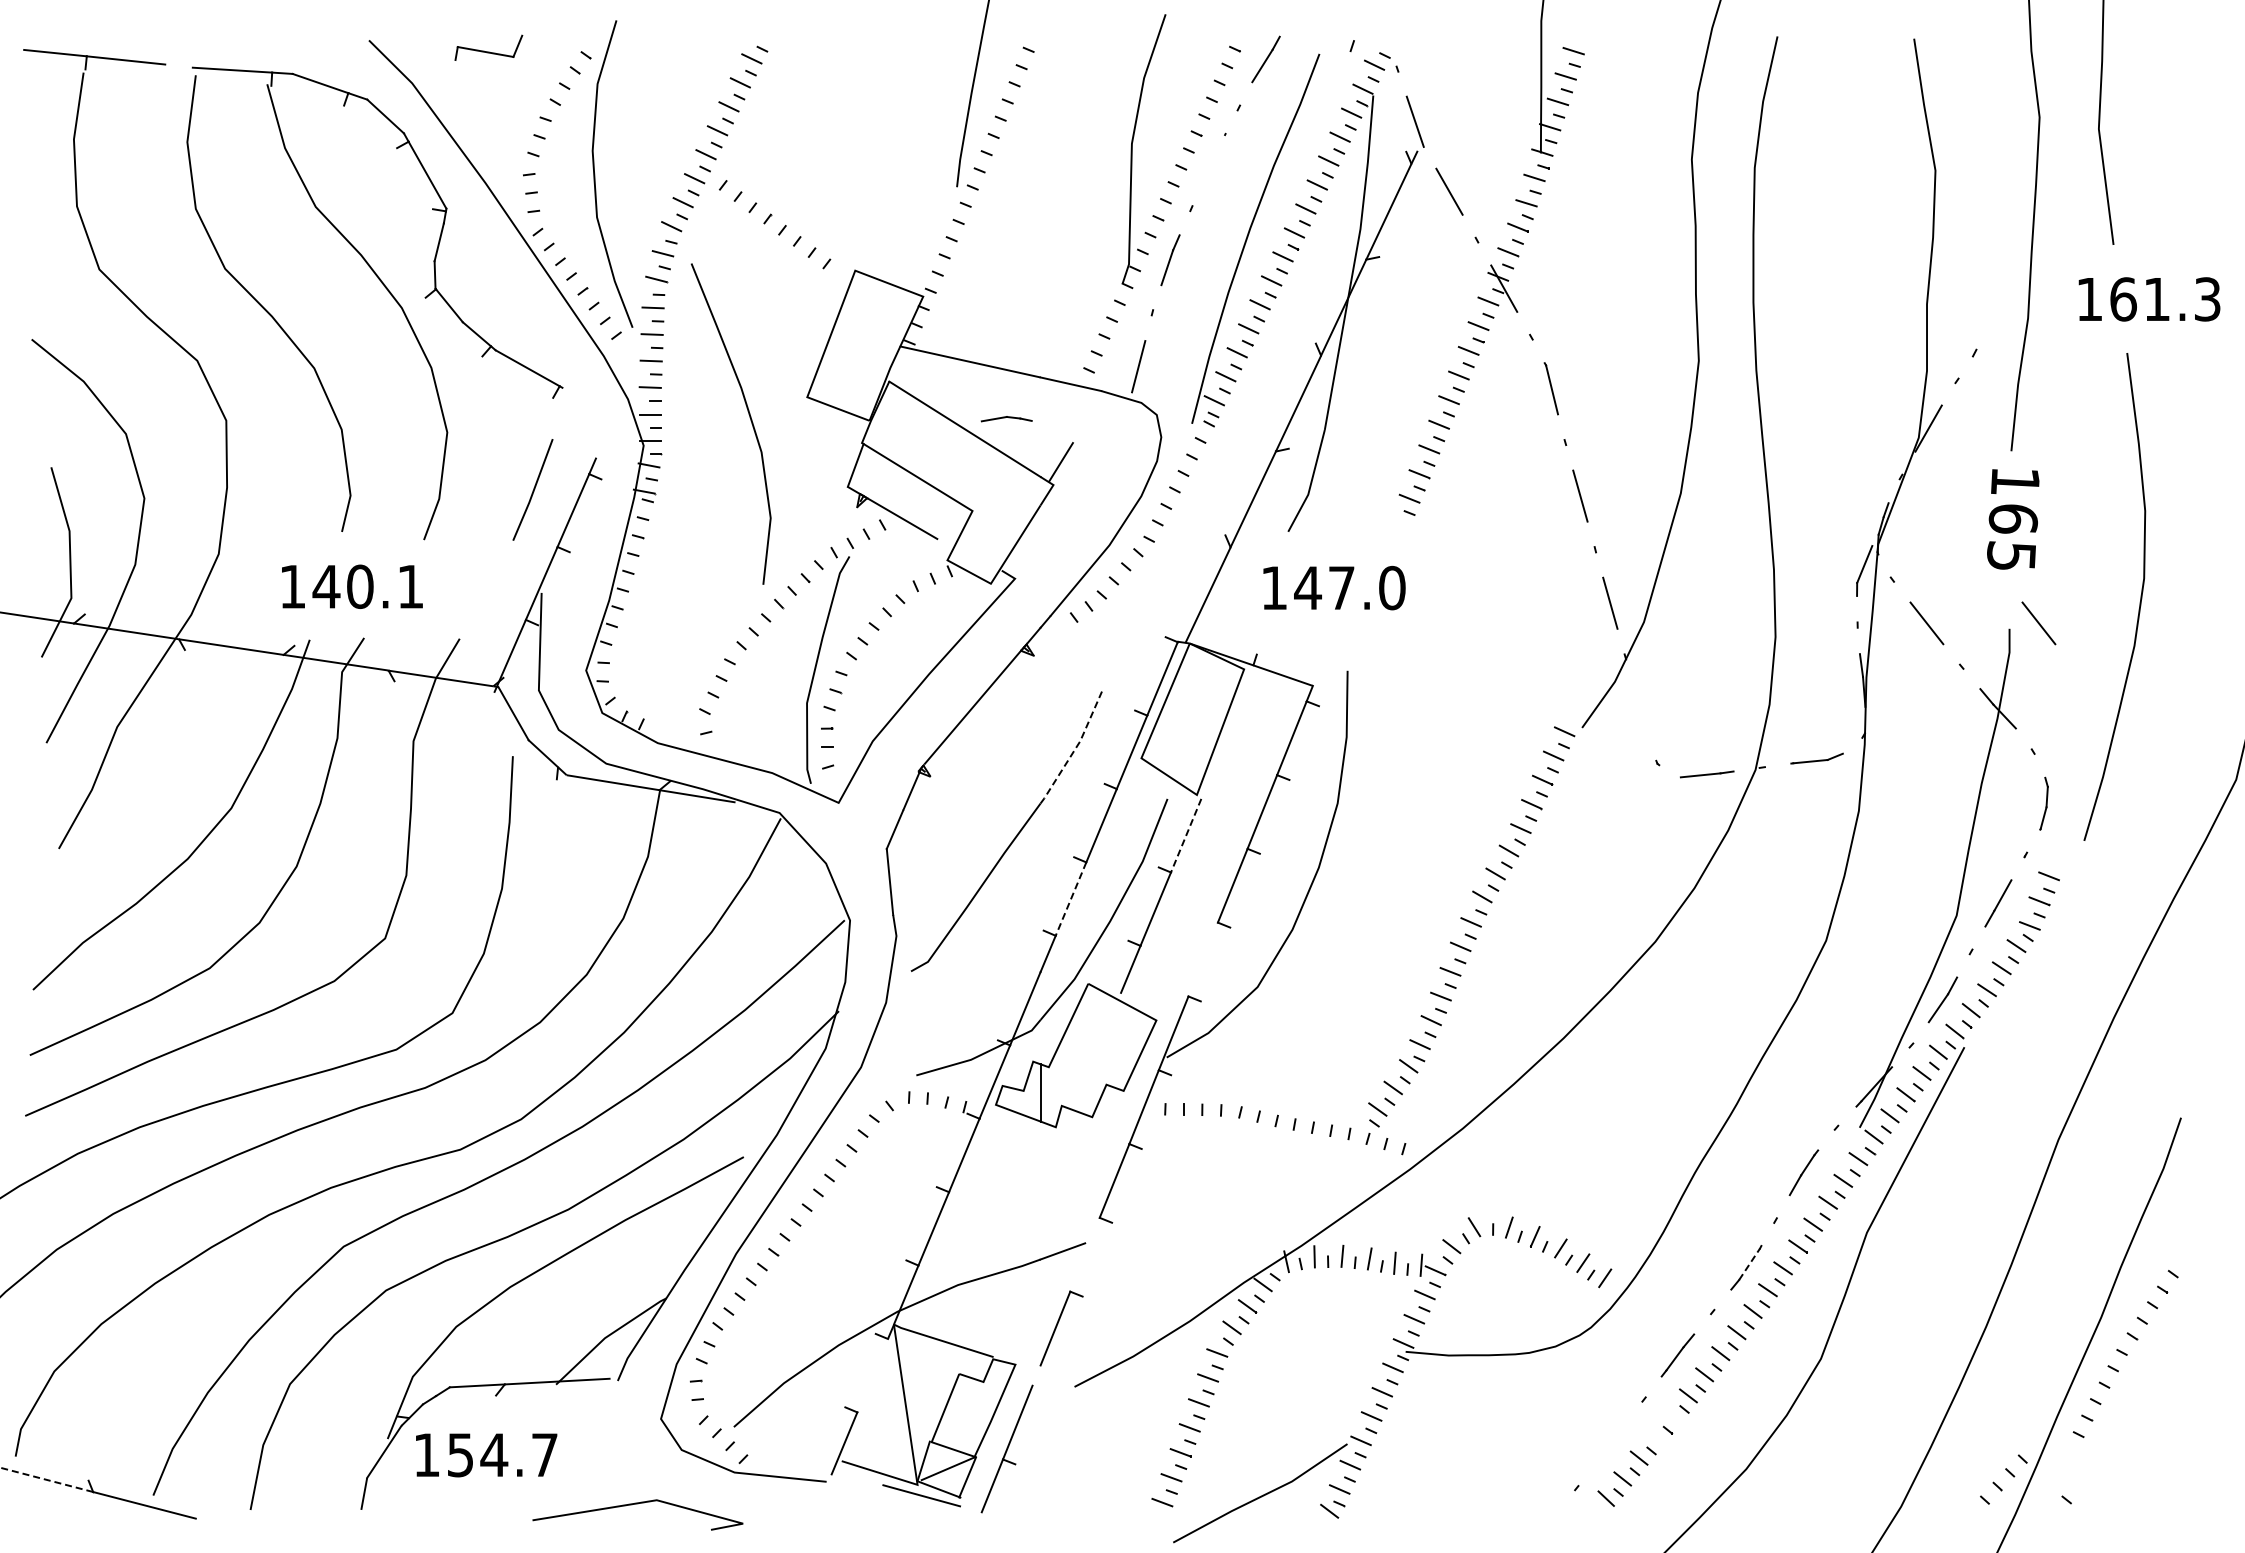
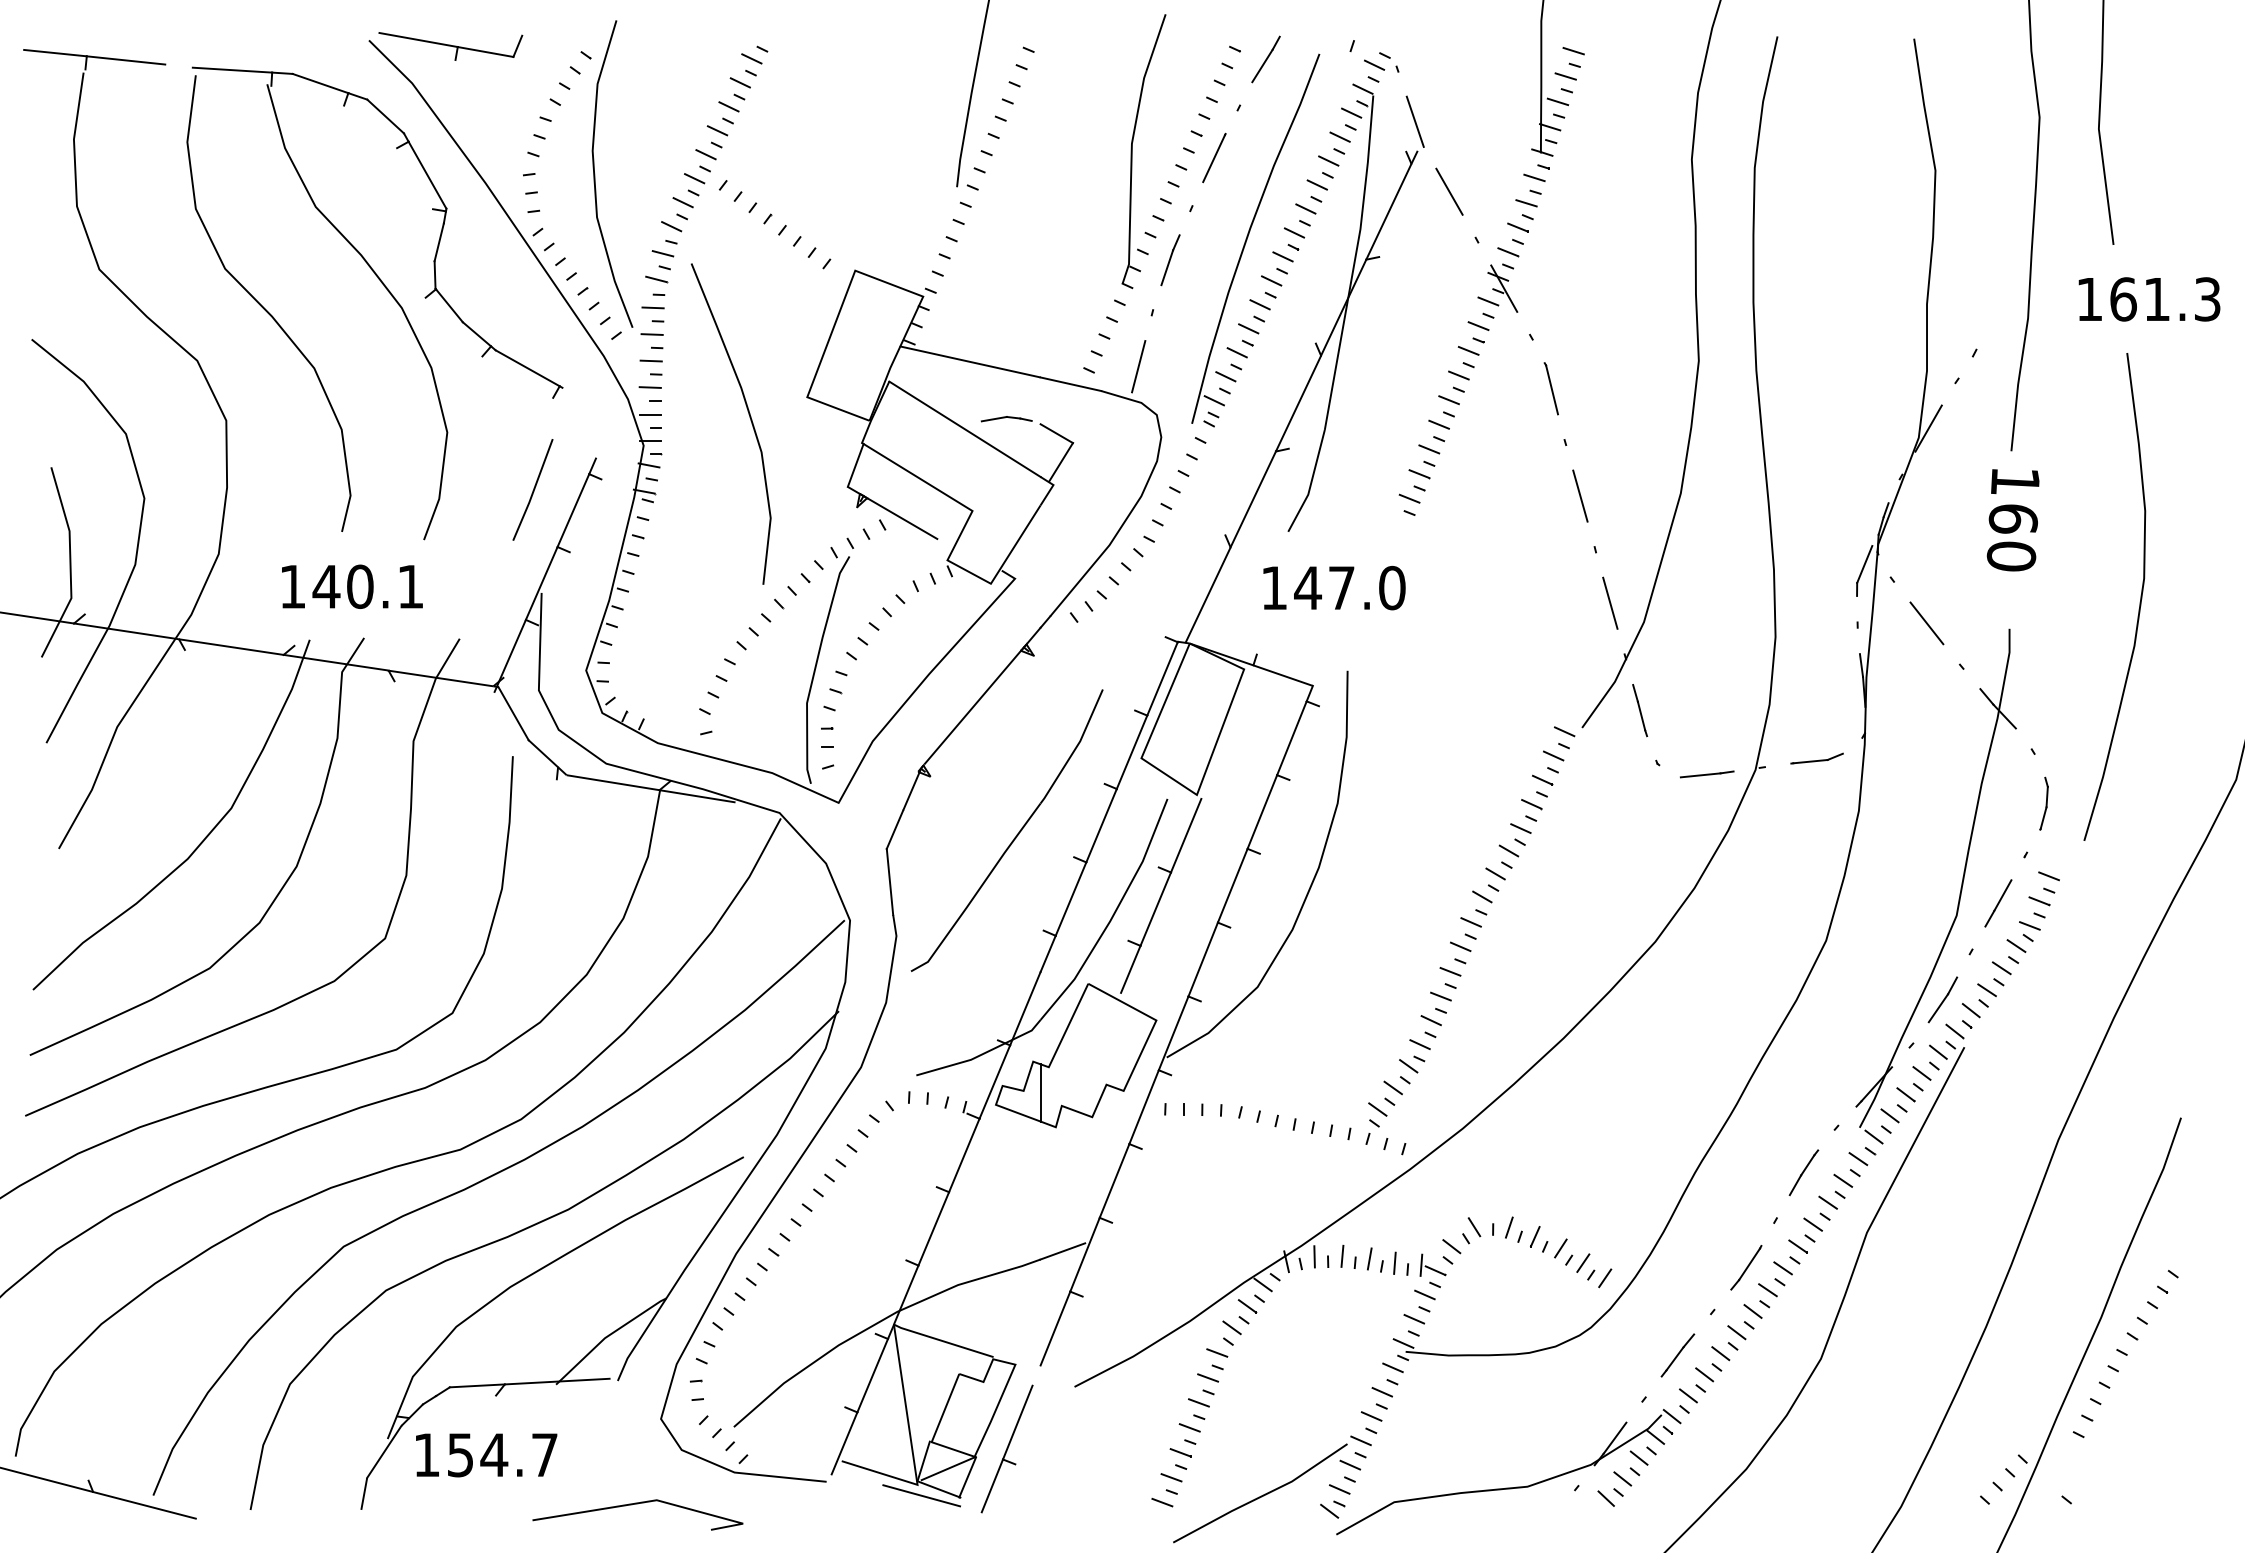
line: none -> present (418, 40)
line: none -> present (1214, 158)
line: none -> present (1056, 433)
text: 165 -> 160 (2011, 556)
line: present -> none (2038, 623)
line: none -> present (1640, 710)
line: dashed -> solid (1075, 748)
line: dashed -> solid (1186, 835)
line: dashed -> solid (1071, 899)
line: none -> present (1202, 959)
line: none -> present (1084, 1254)
line: dashed -> solid (1749, 1264)
line: none -> present (872, 1375)
line: dashed -> solid (46, 1479)
part: none -> present (1508, 1487)
